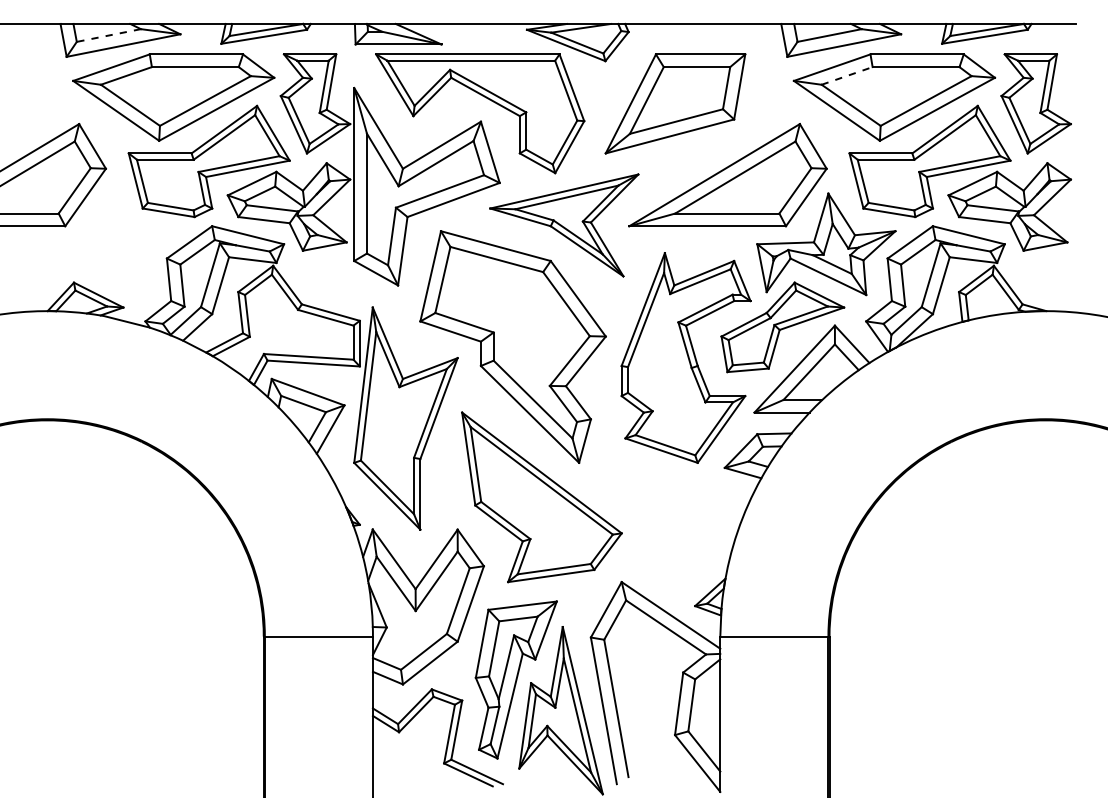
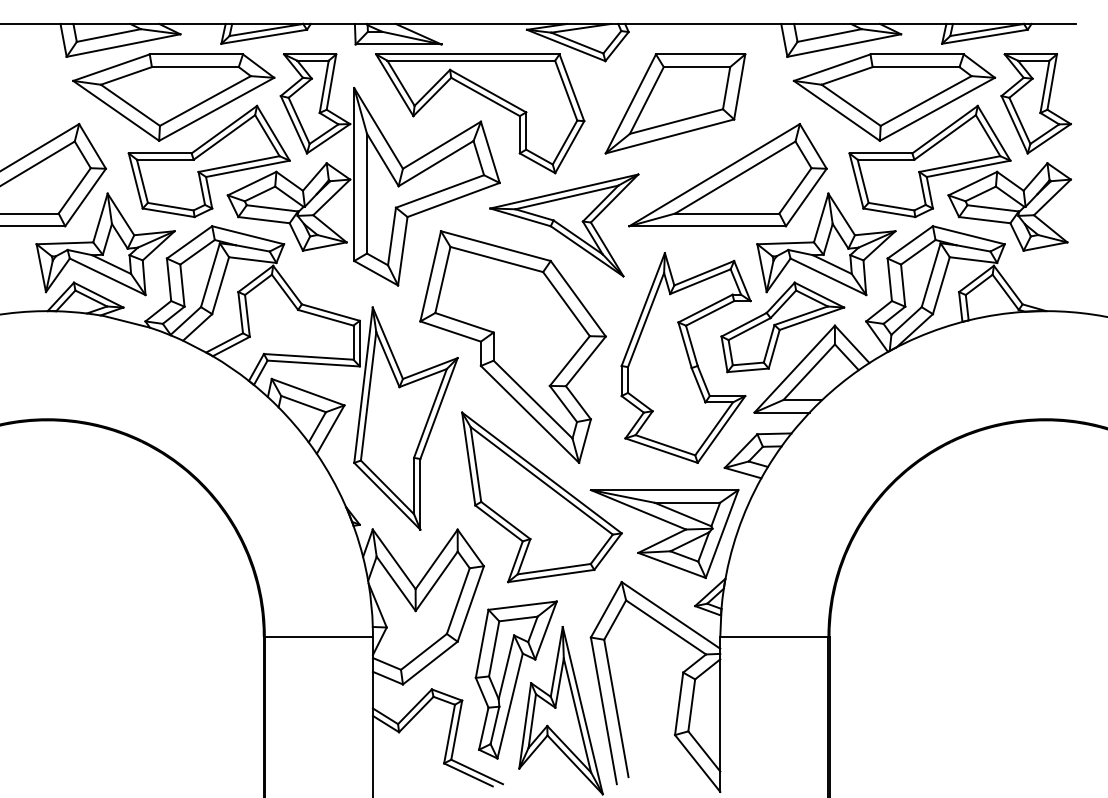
line: dashed -> solid (108, 35)
line: dashed -> solid (847, 75)
part: none -> present (105, 244)
part: none -> present (664, 533)
